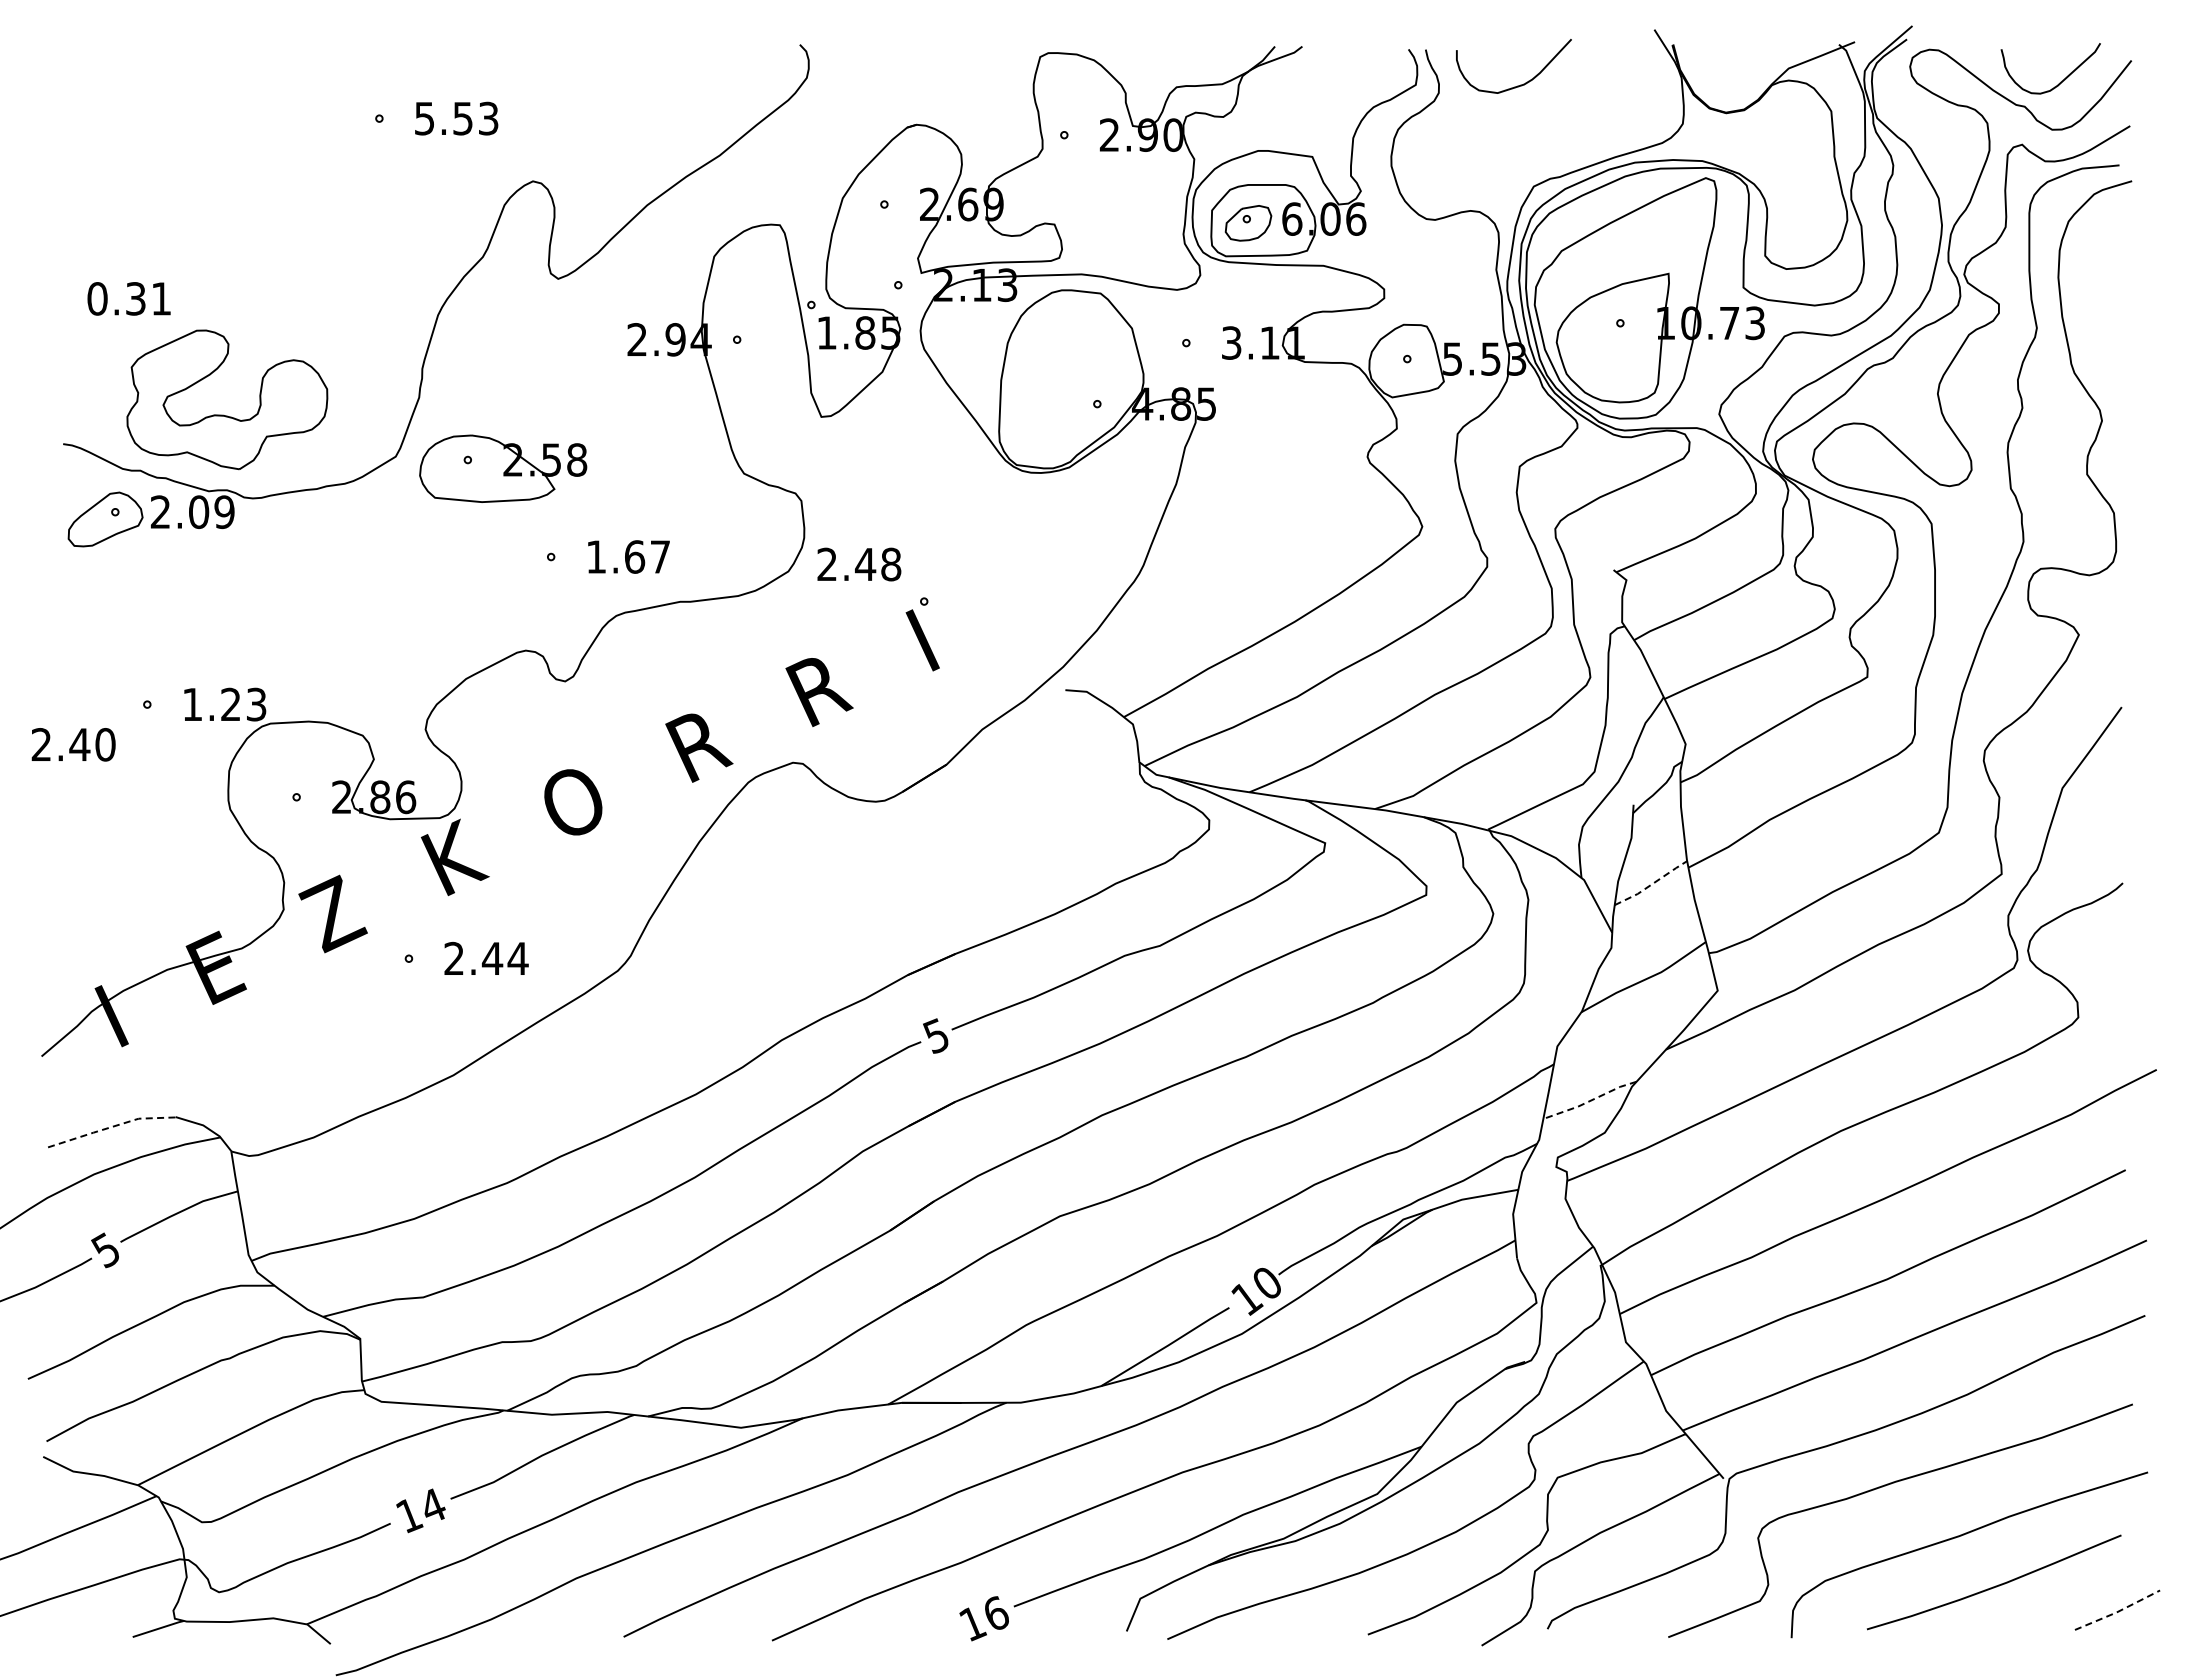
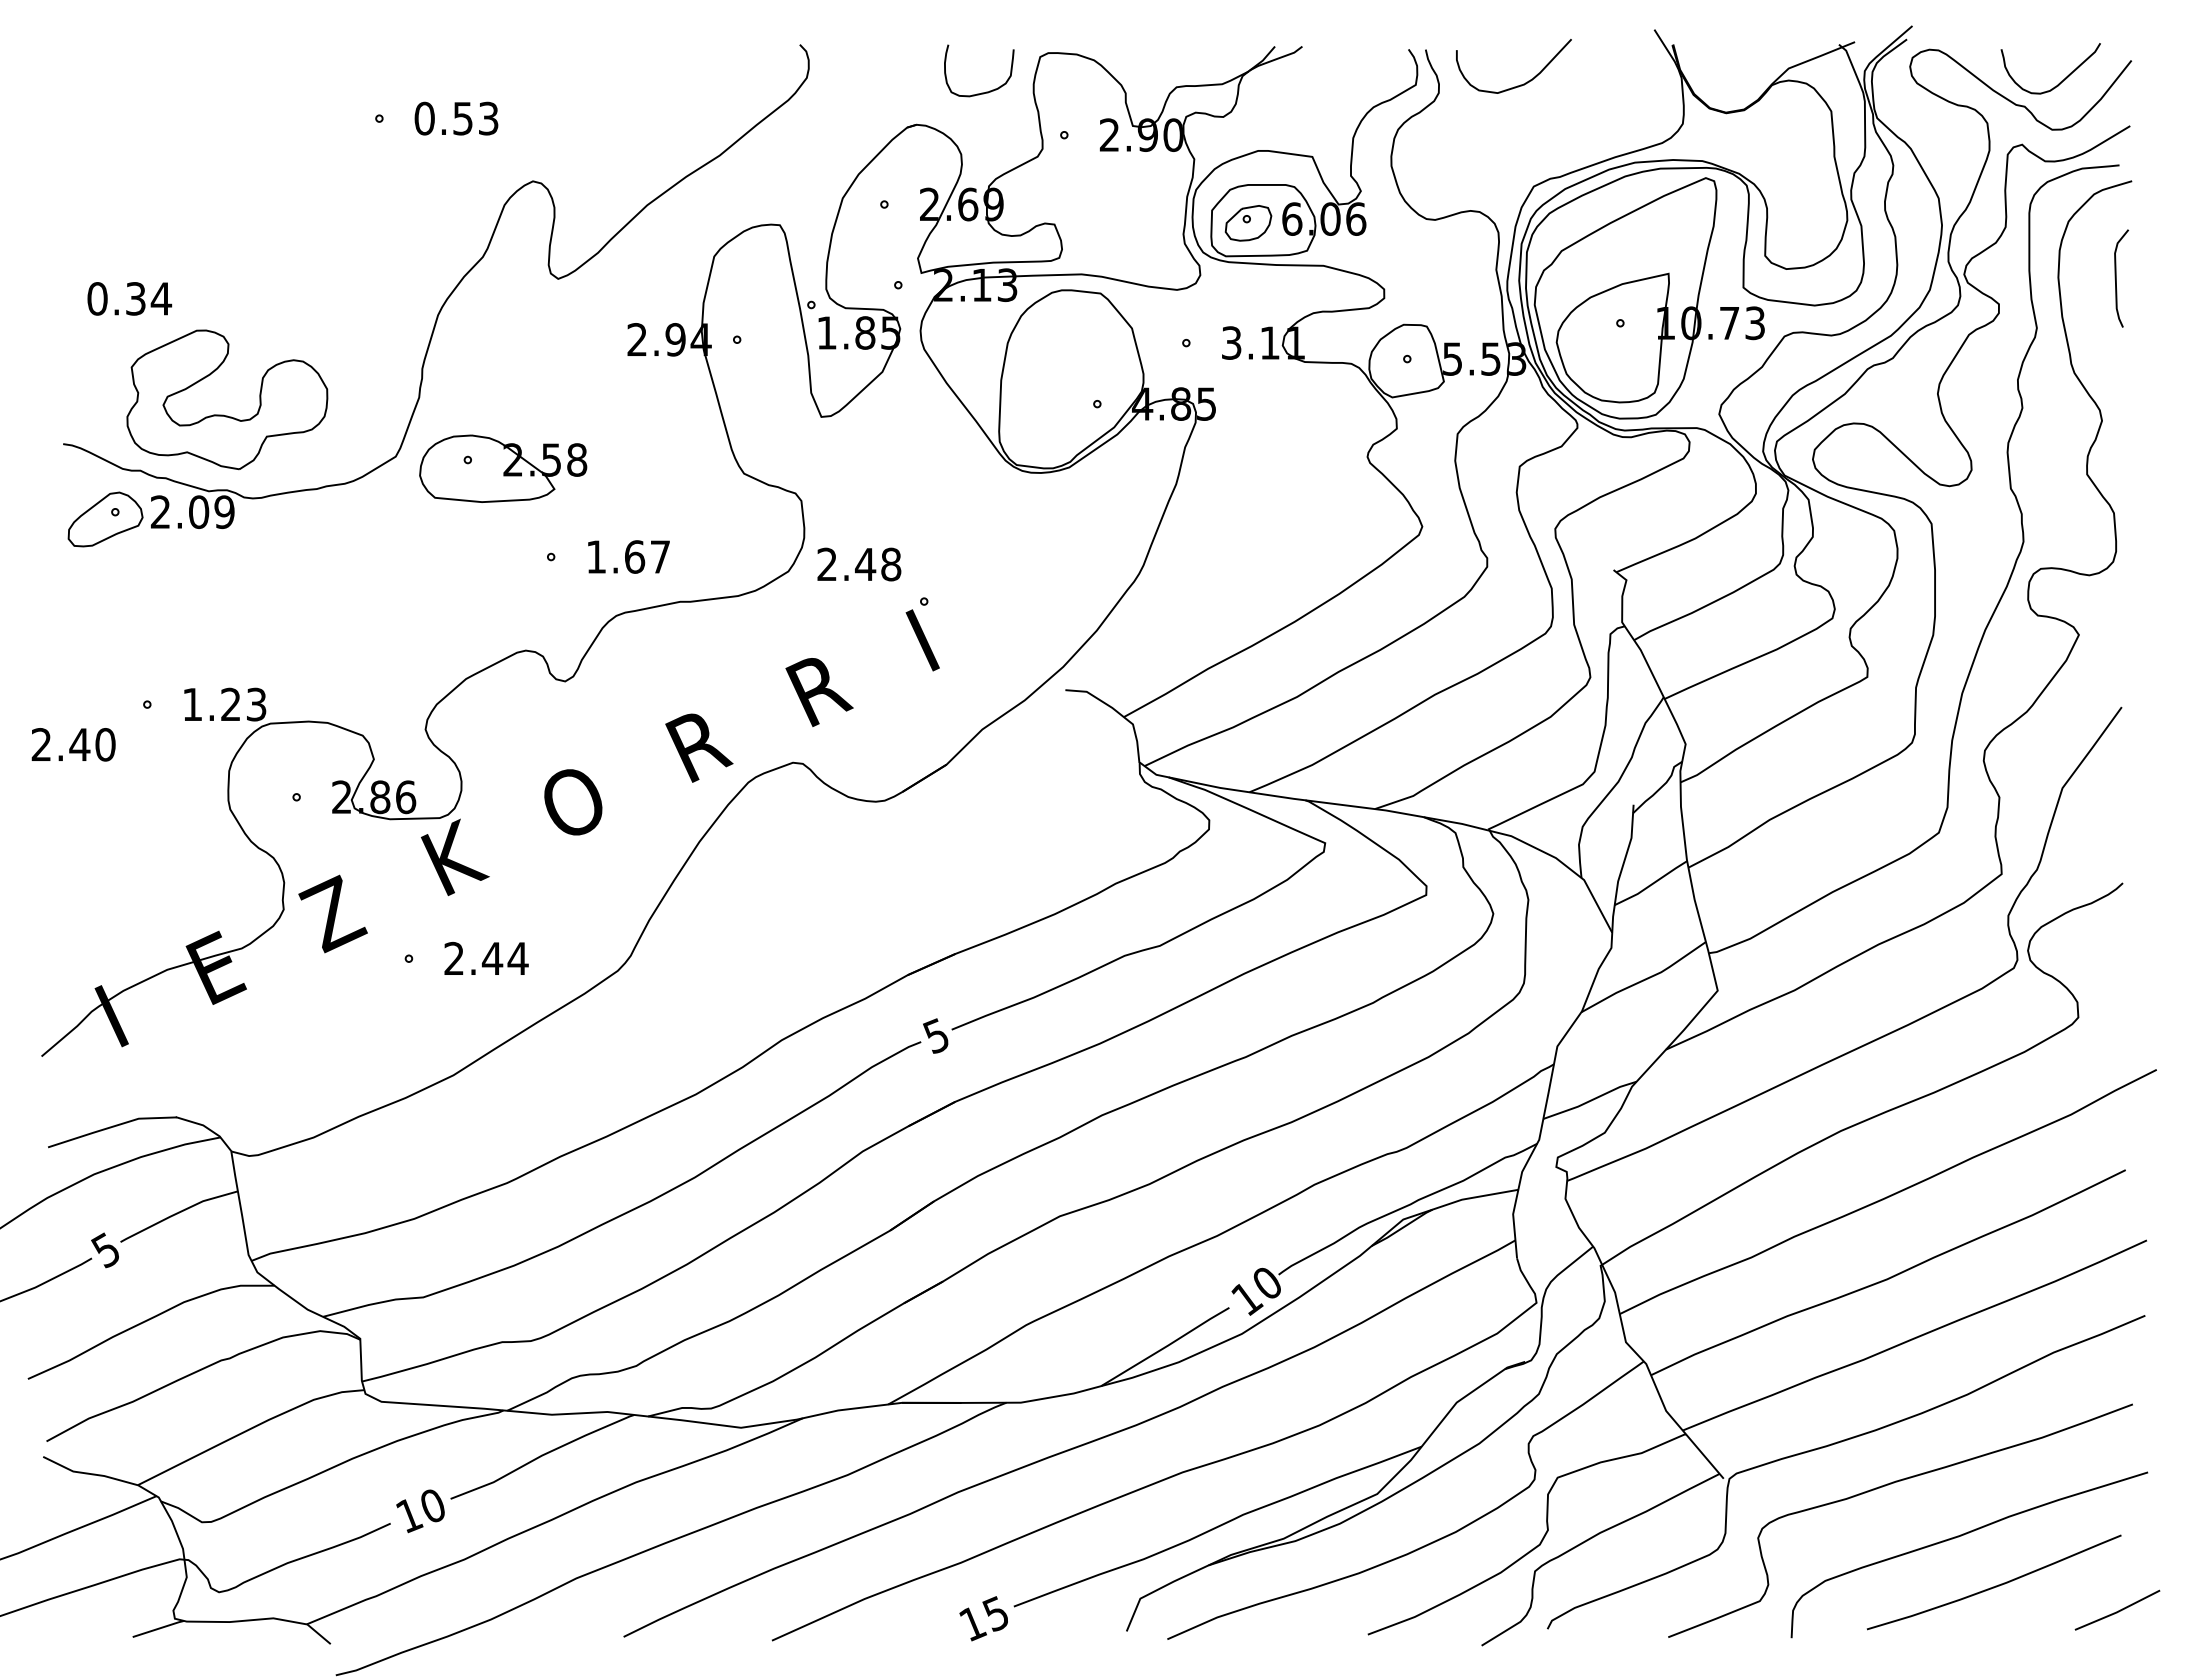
curve: none -> present (981, 92)
text: 5.53 -> 0.53 (424, 118)
curve: none -> present (2116, 278)
text: 0.31 -> 0.34 (161, 298)
line: dashed -> solid (1652, 884)
line: dashed -> solid (1590, 1100)
line: dashed -> solid (112, 1126)
text: 14 -> 10 (433, 1505)
line: dashed -> solid (2117, 1612)
text: 16 -> 15 (995, 1613)
